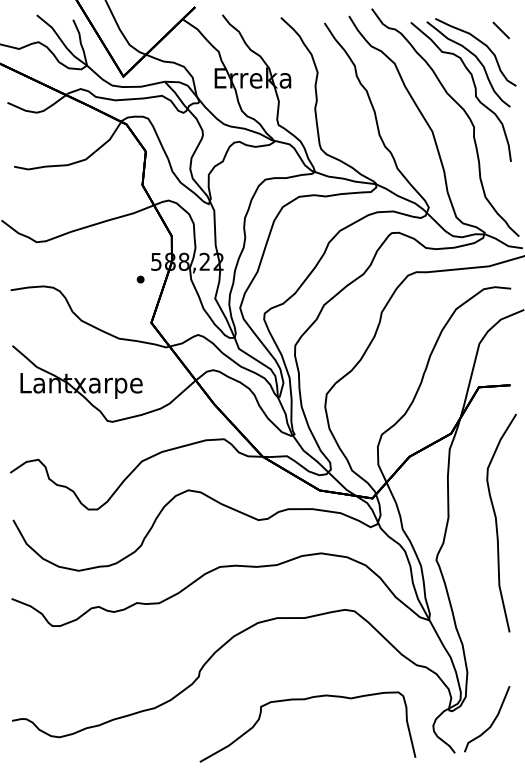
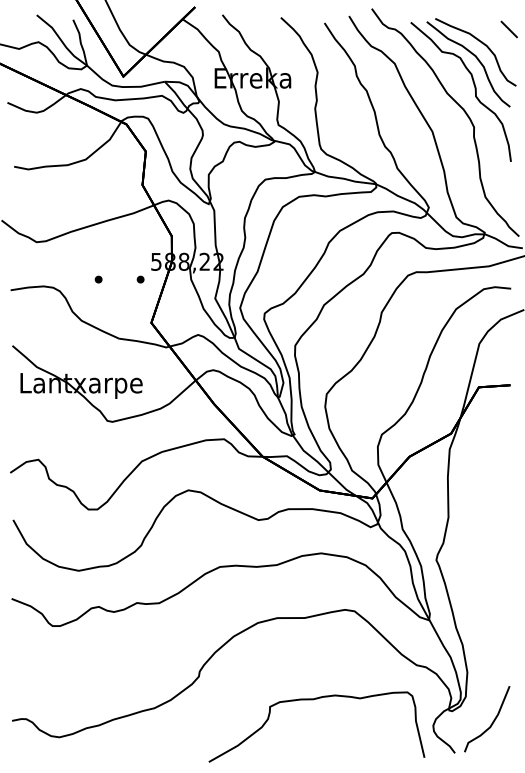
line position: (500, 30) -> (508, 29) (508, 29)
part: none -> present (98, 279)
curve: present -> none (497, 522)
curve position: (304, 700) -> (313, 700) (313, 700)
